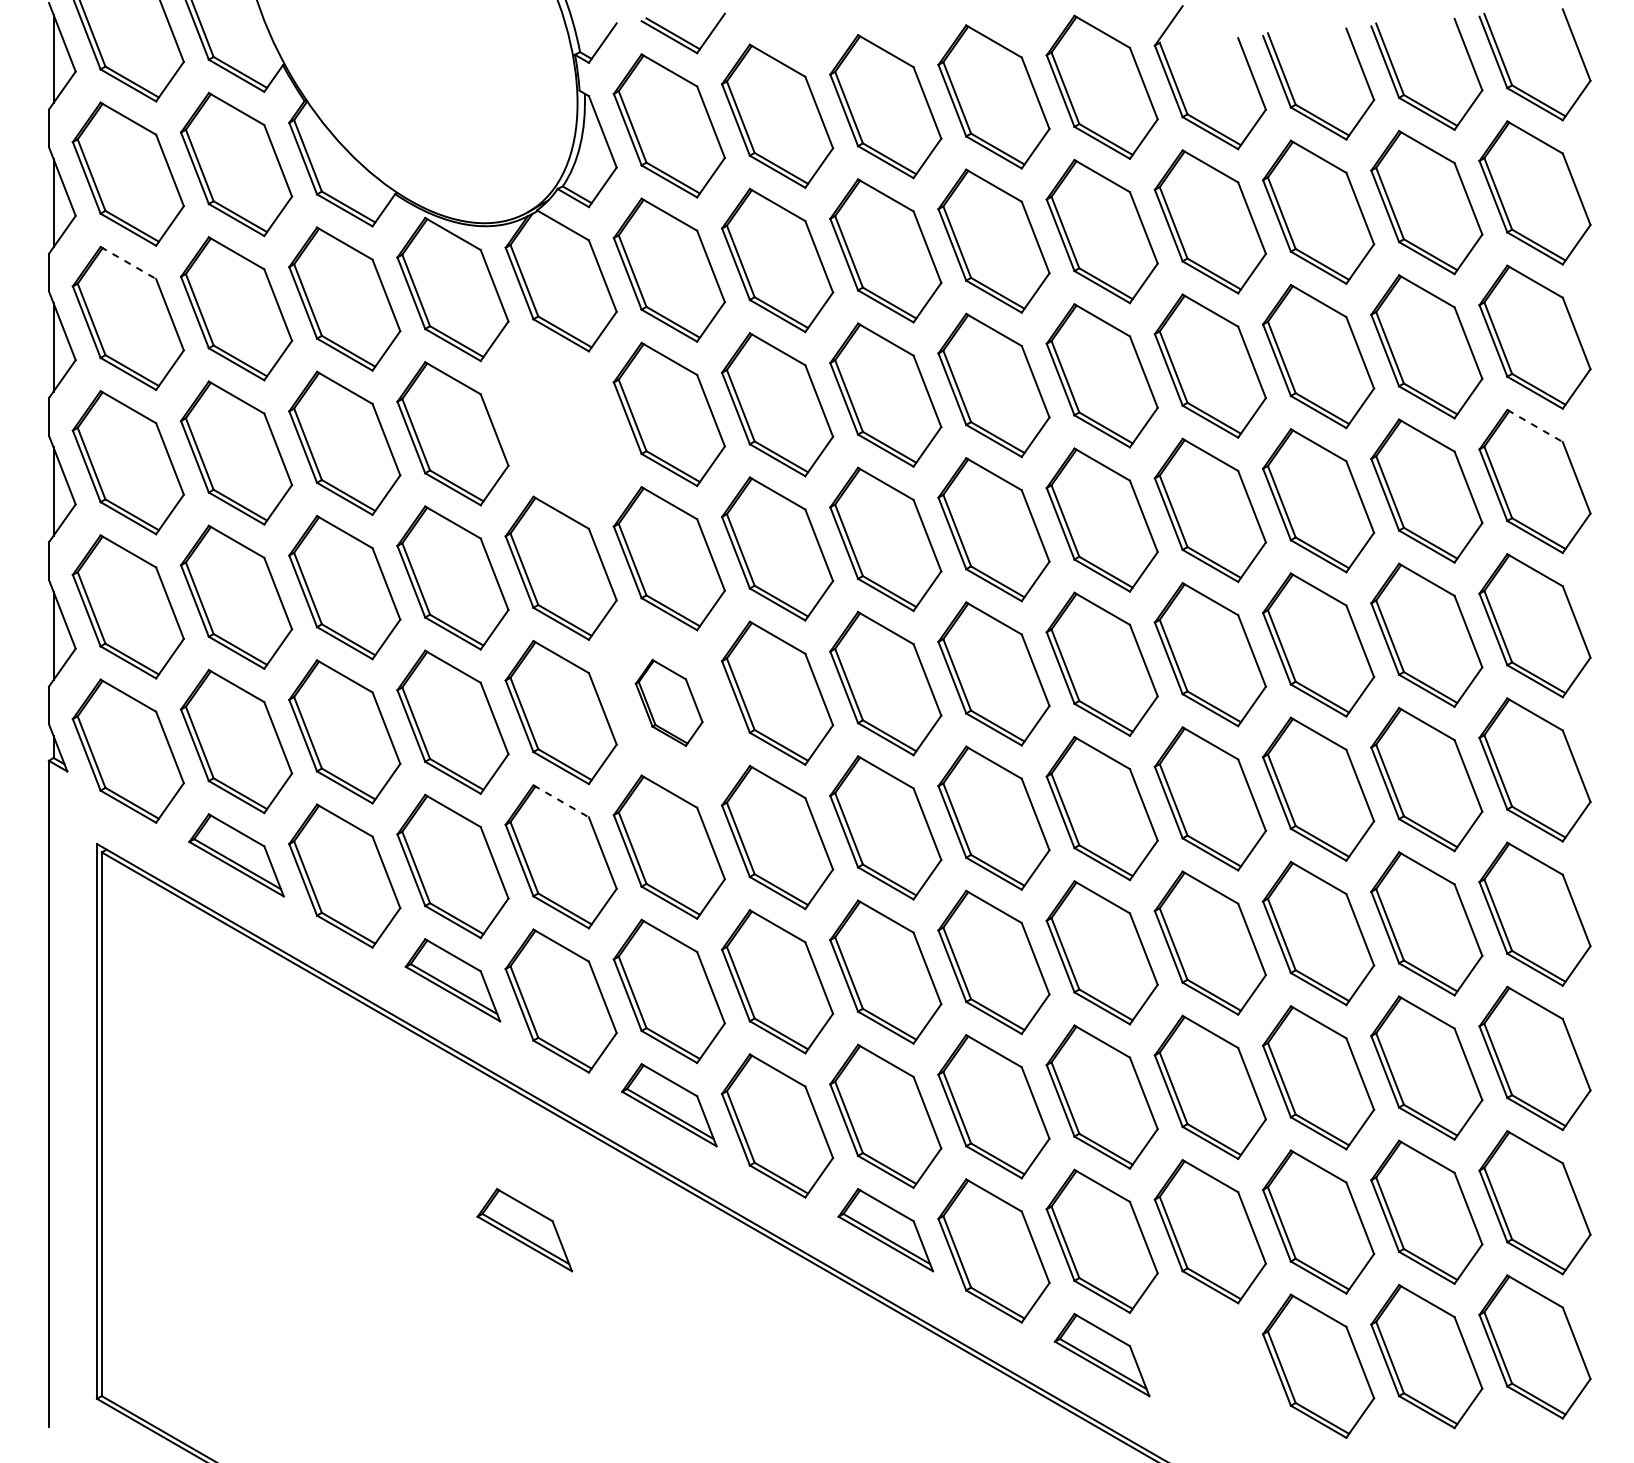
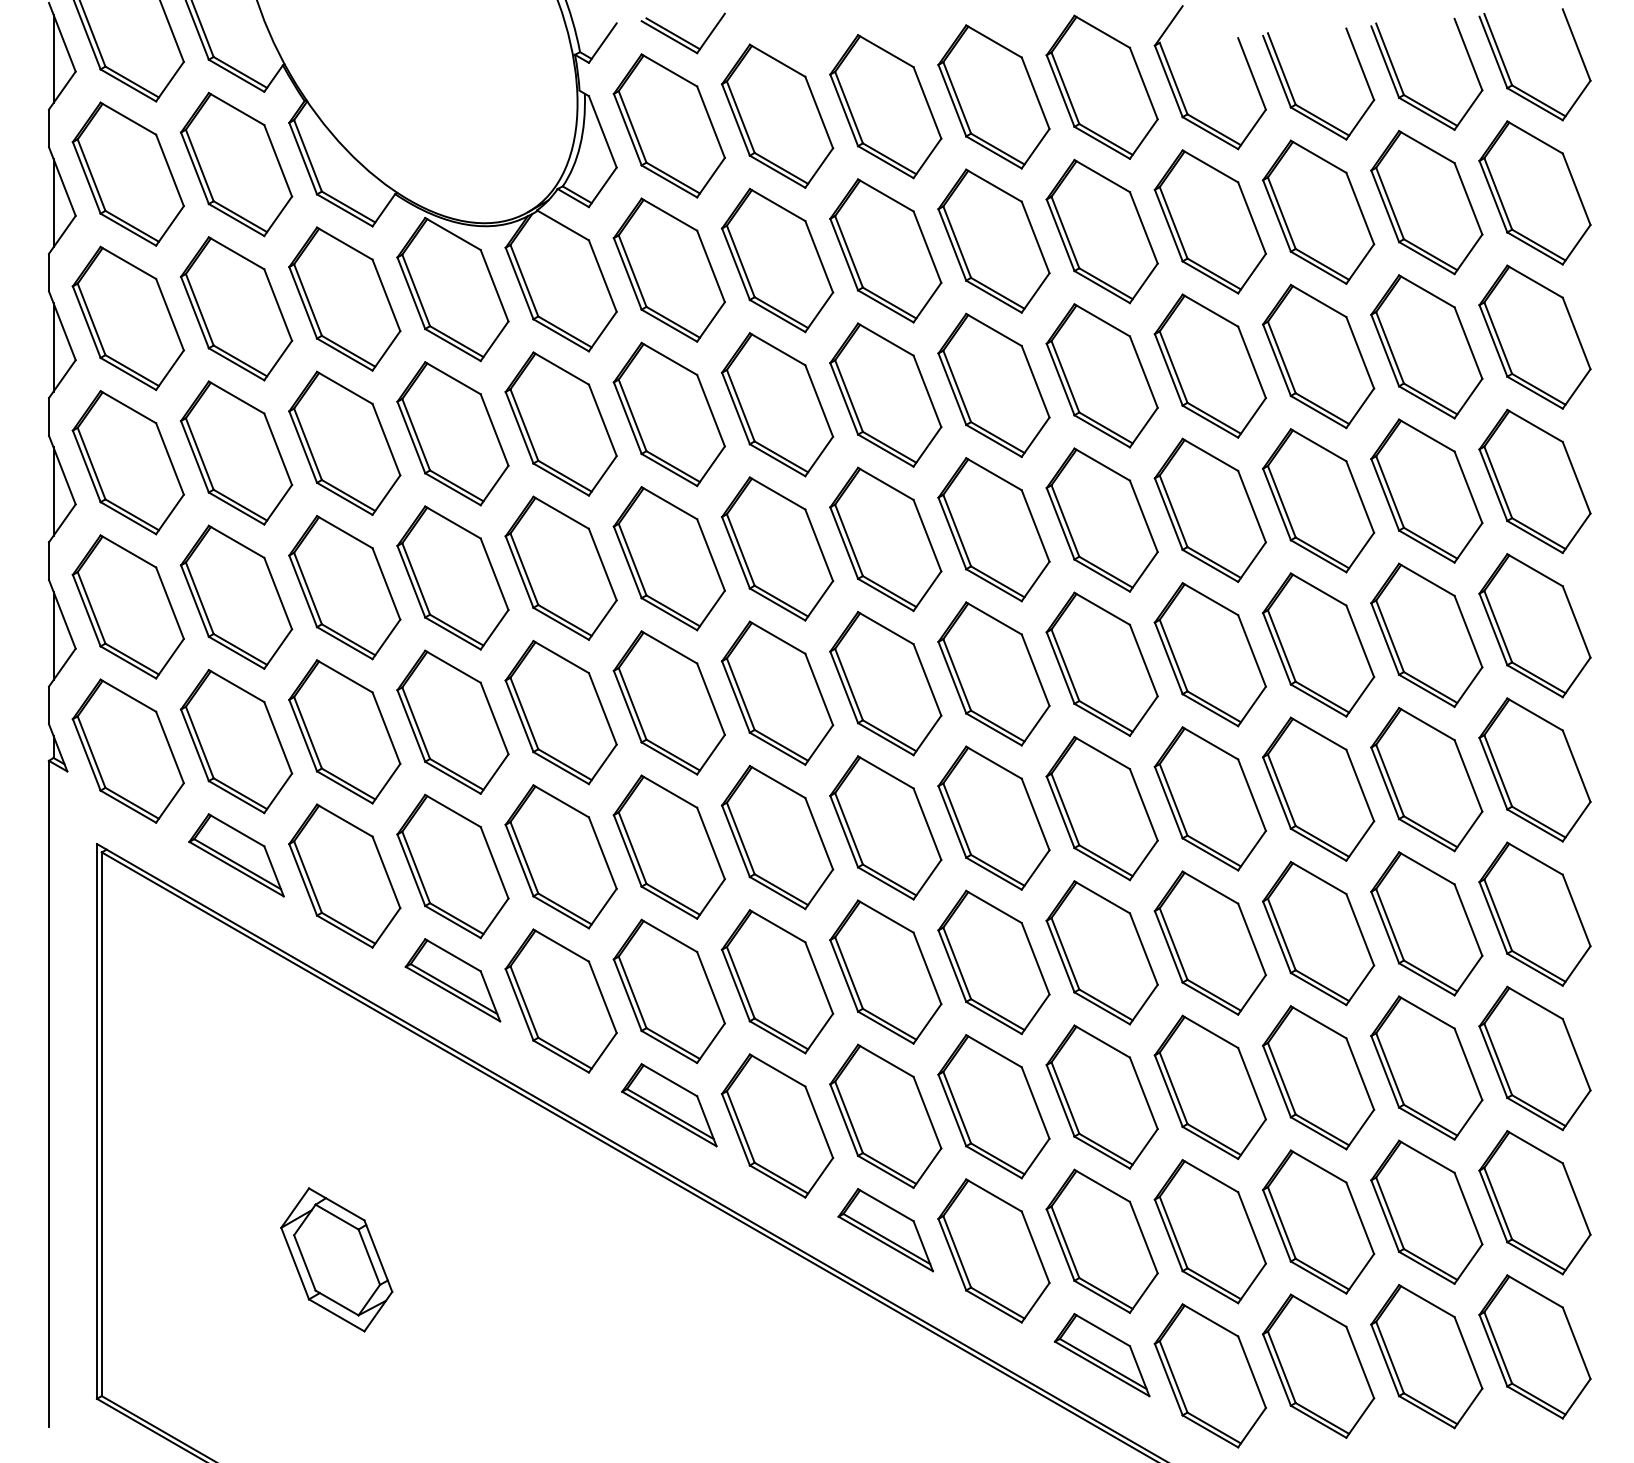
line: dashed -> solid (128, 263)
part: none -> present (560, 423)
line: dashed -> solid (1535, 426)
part size: 70x89 px -> 114x146 px (668, 702)
line: dashed -> solid (561, 801)
part: present -> none (524, 1230)
part: none -> present (336, 1259)
part: none -> present (1209, 1375)
